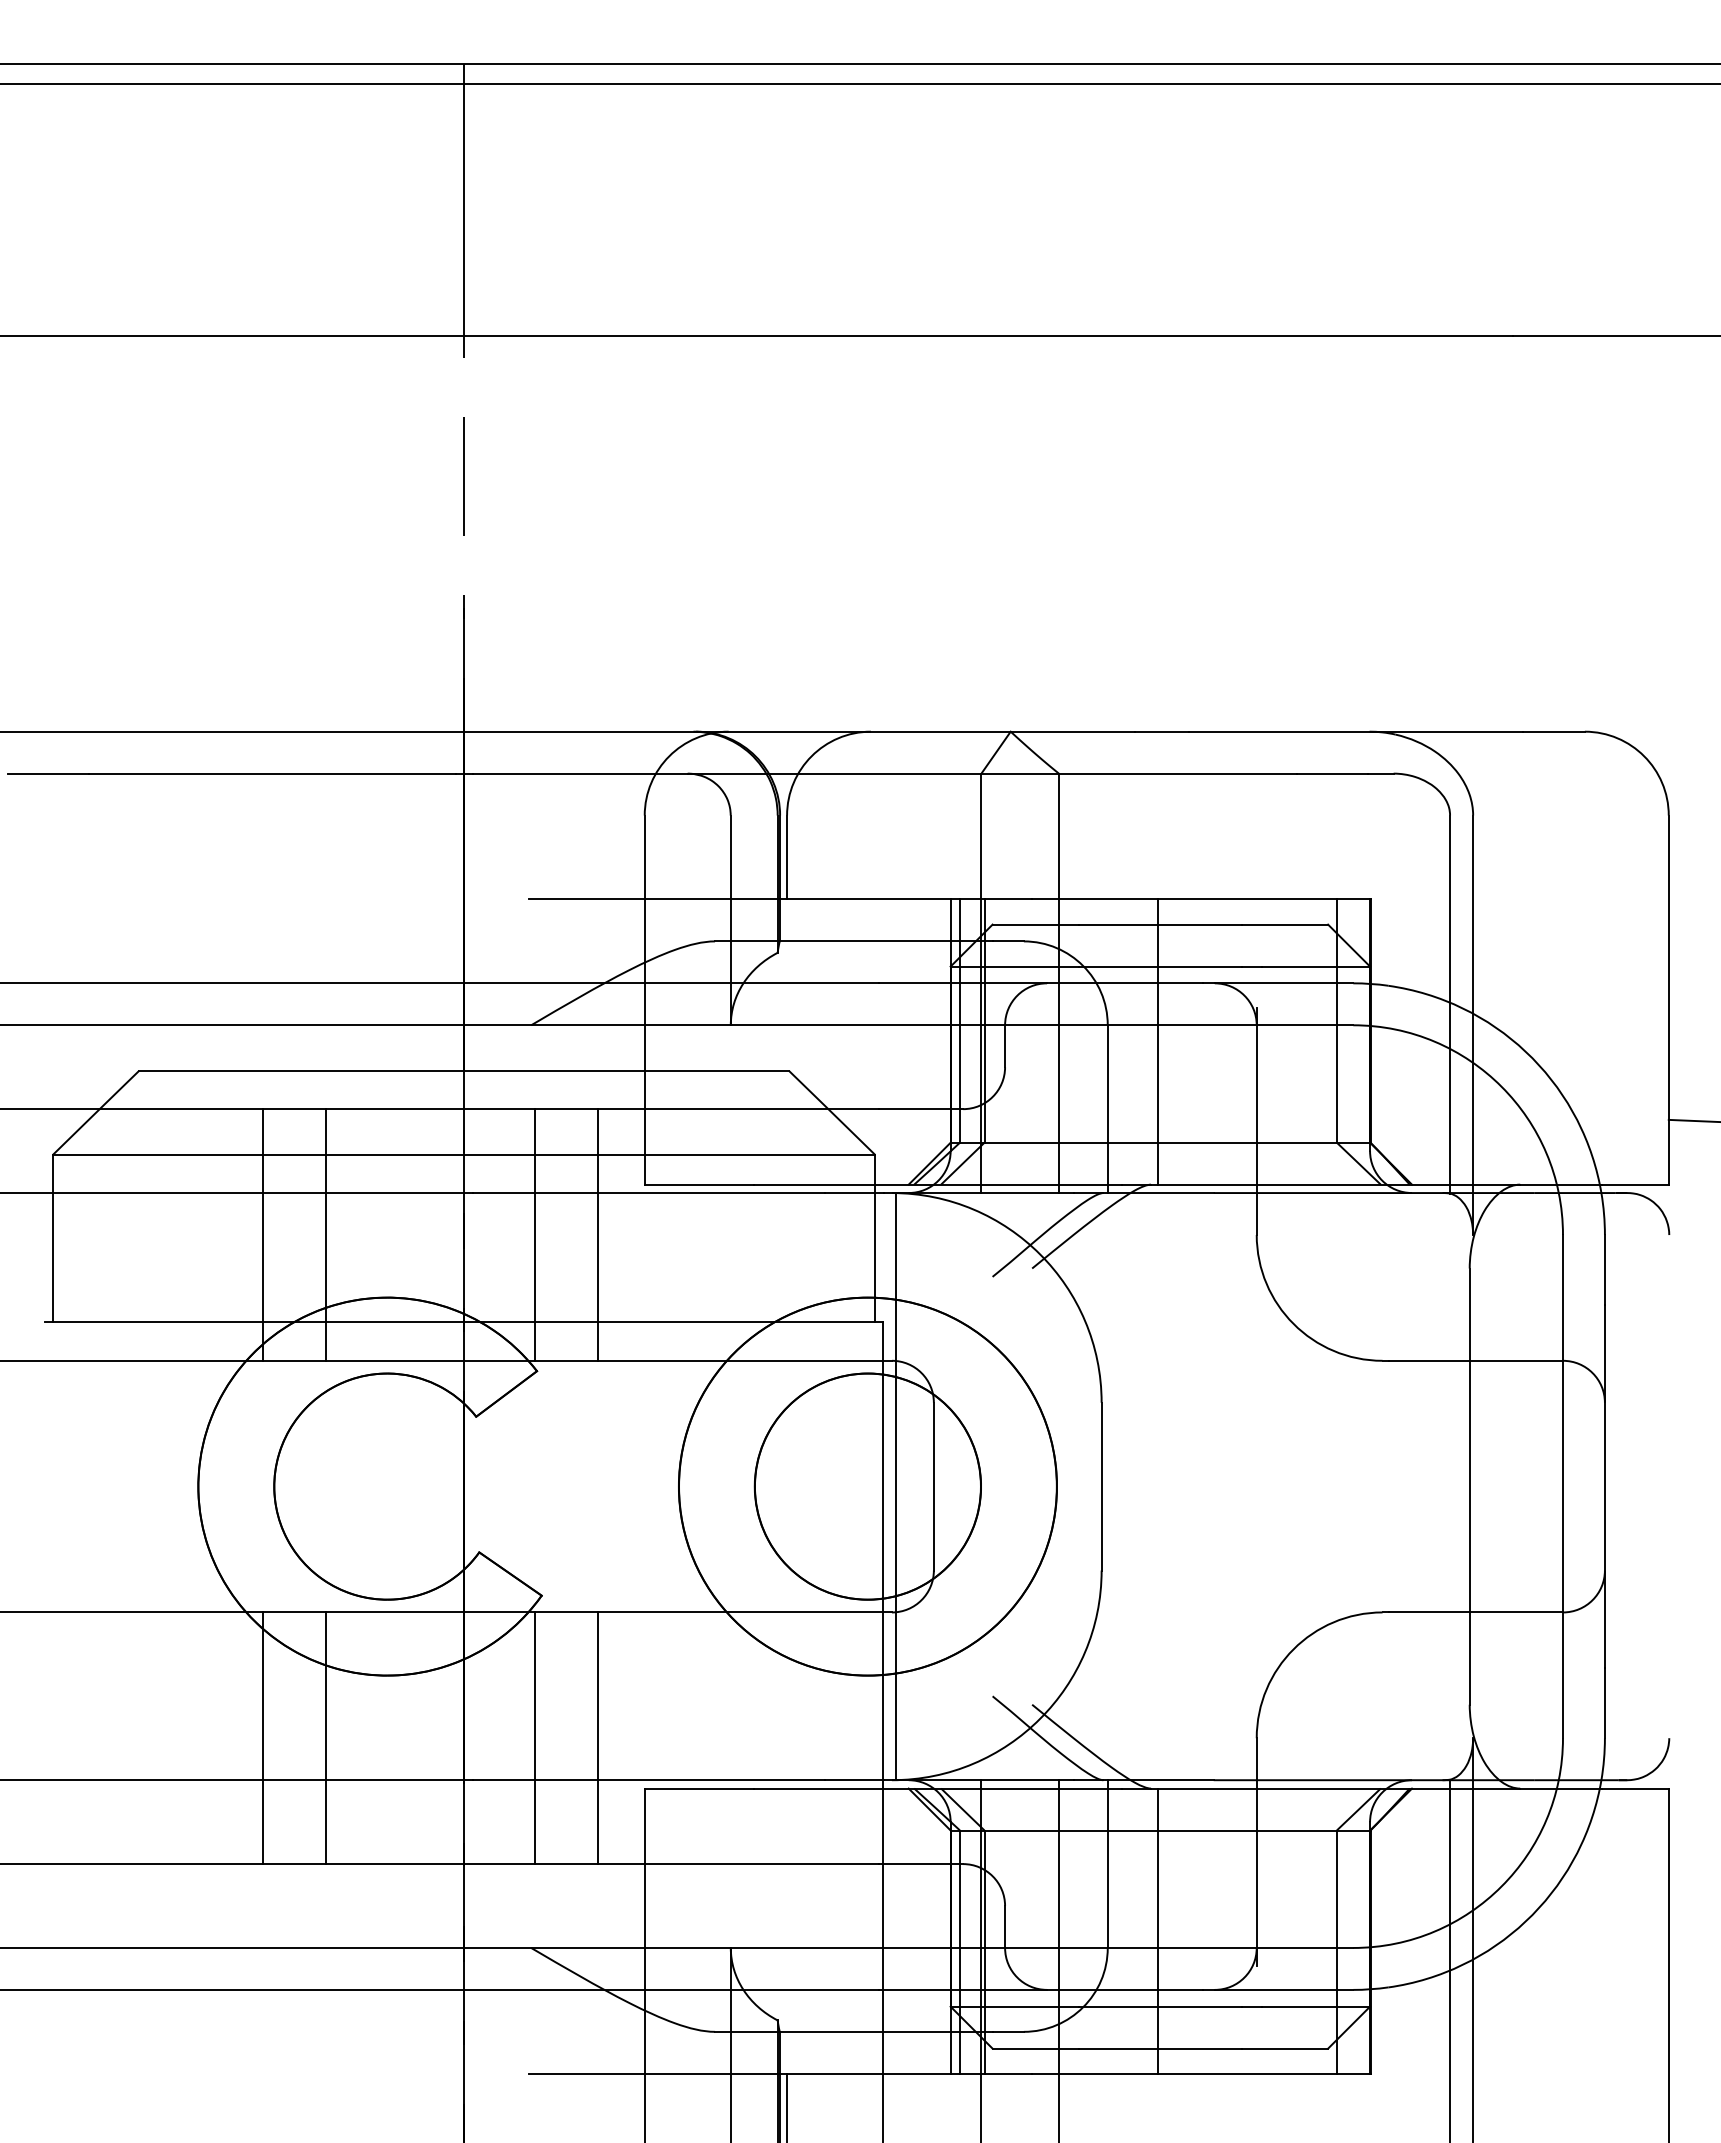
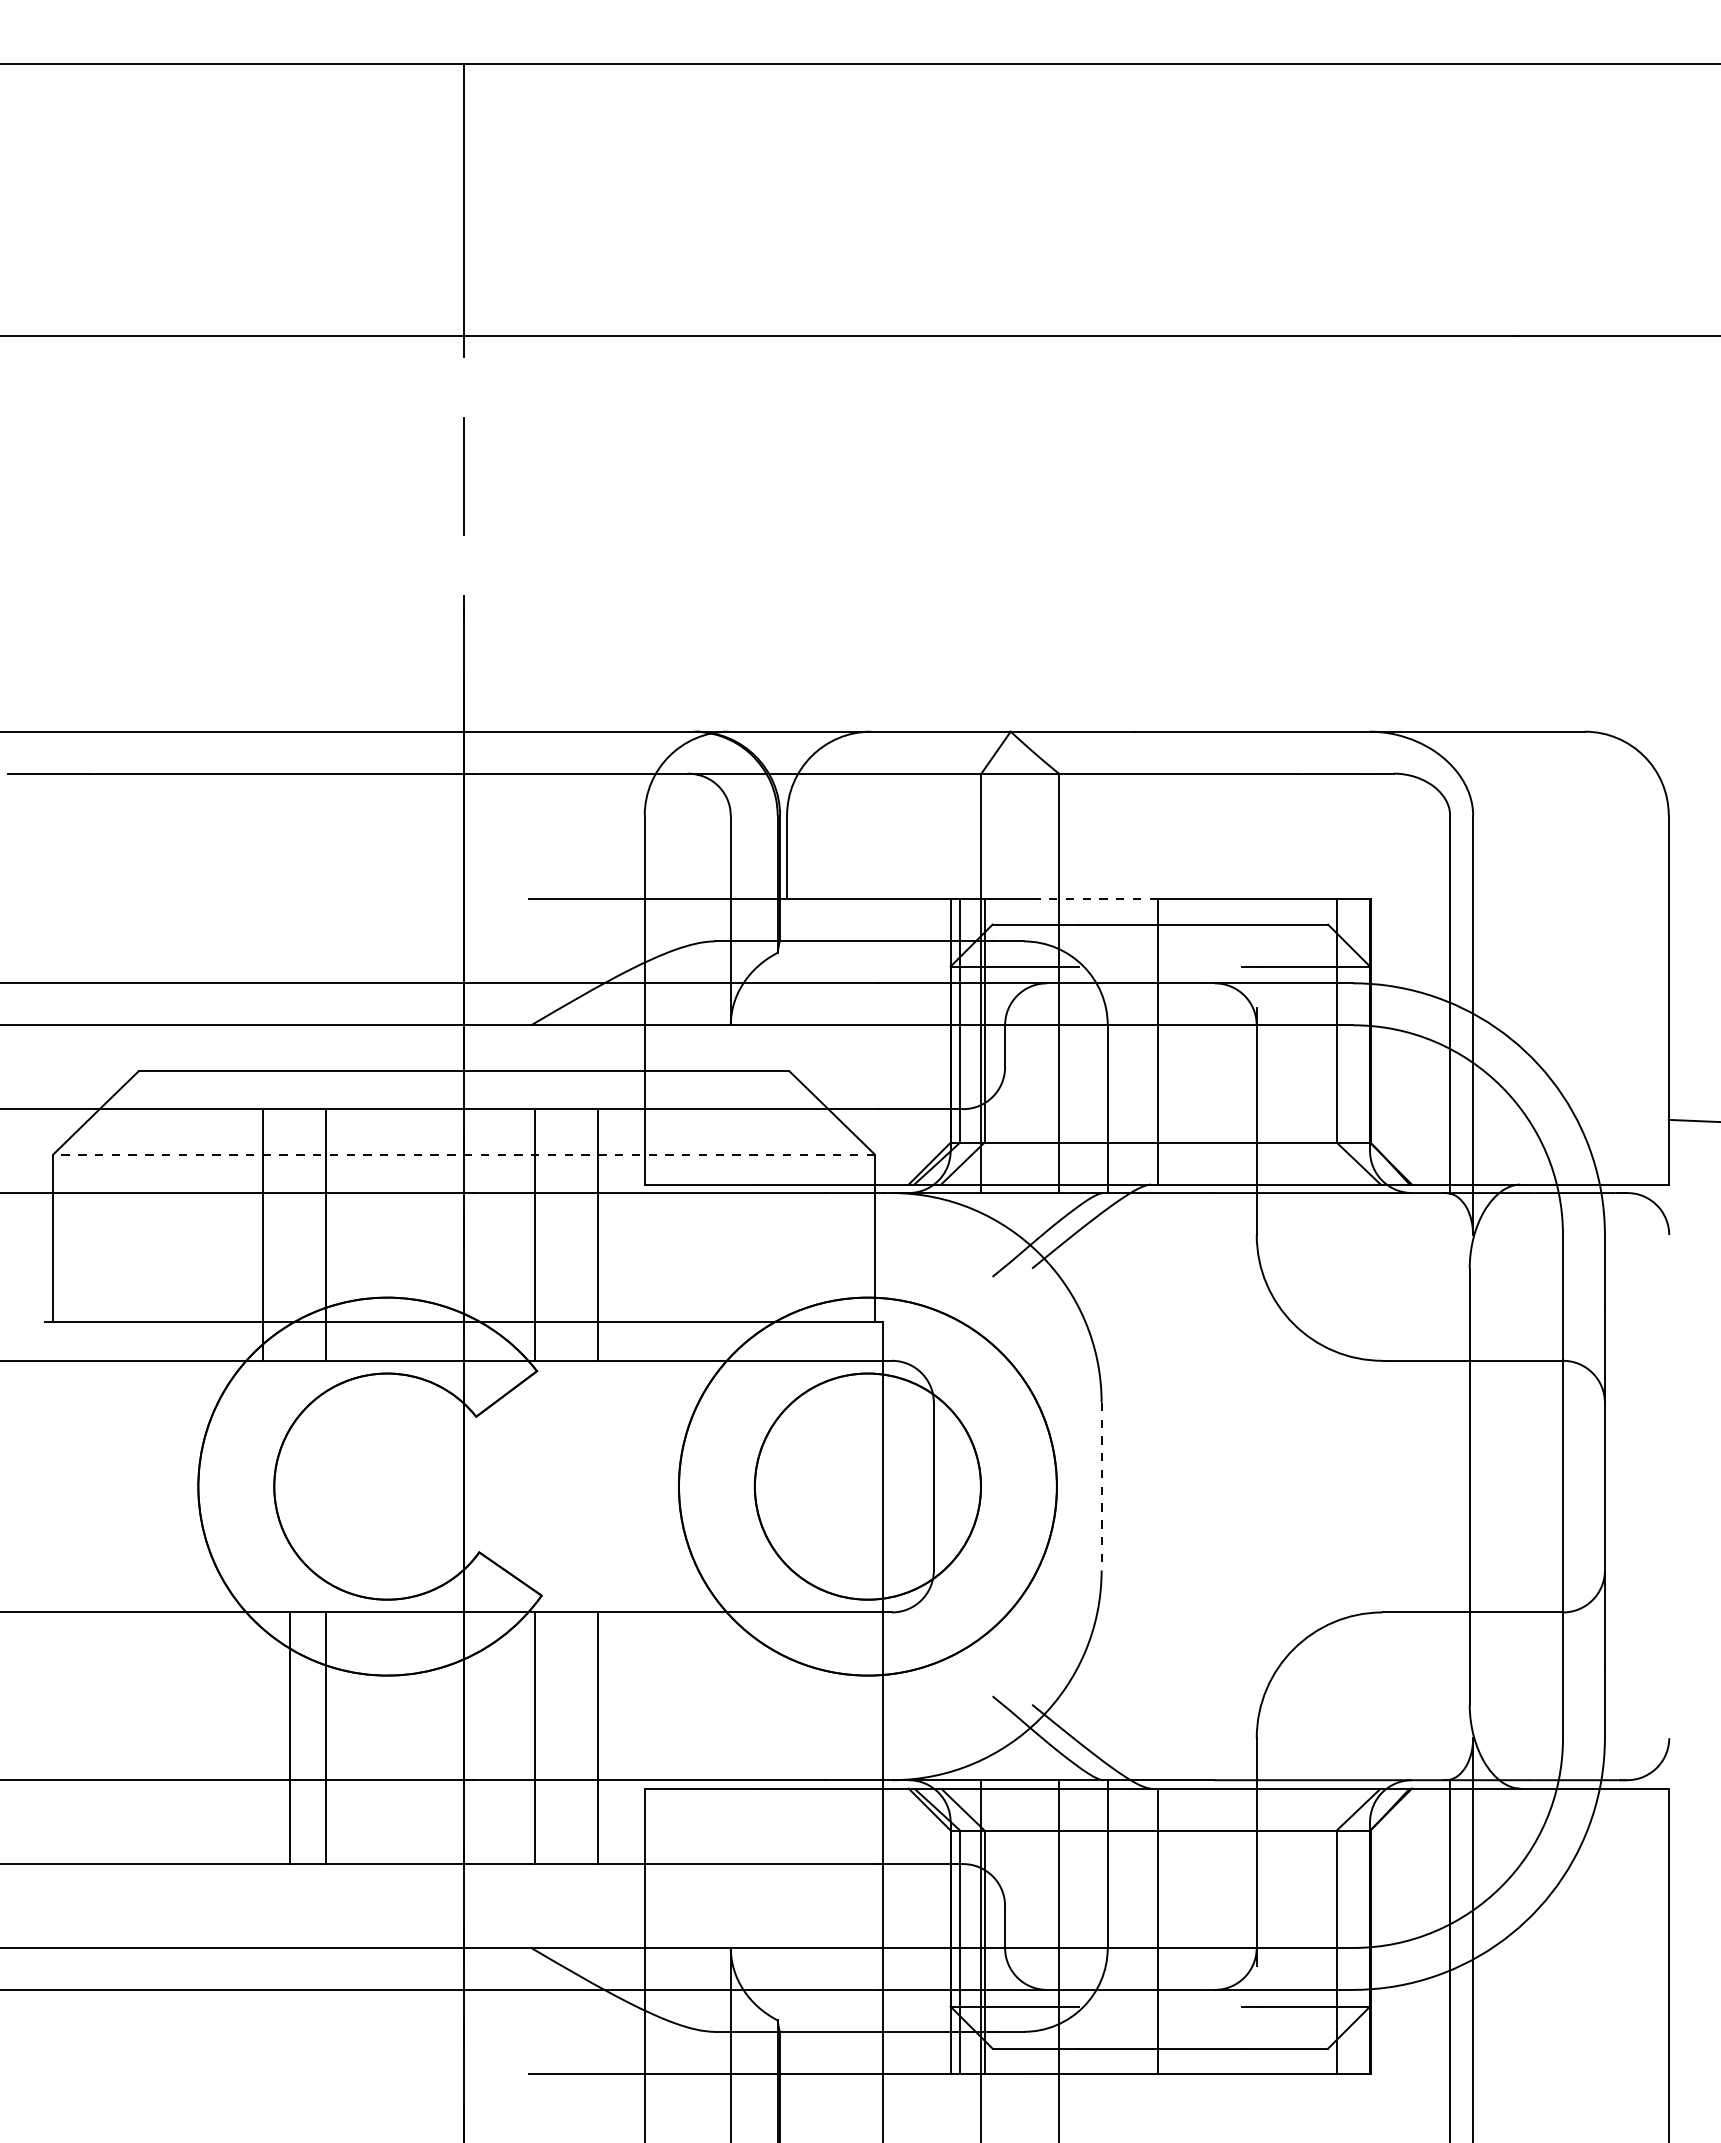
line: present -> none (859, 84)
line: solid -> dashed (1095, 899)
line: present -> none (1160, 966)
line: solid -> dashed (464, 1154)
line: present -> none (896, 1486)
line: solid -> dashed (1101, 1486)
line position: (262, 1738) -> (289, 1738) (289, 1738)
line: present -> none (1160, 2006)
line: present -> none (787, 2106)
